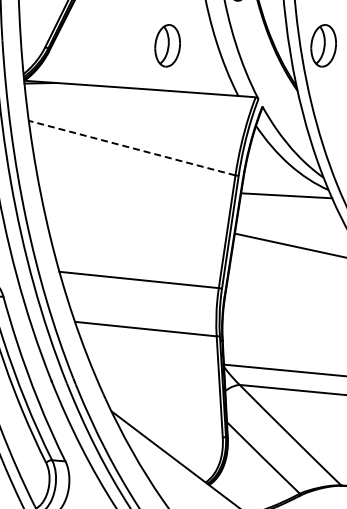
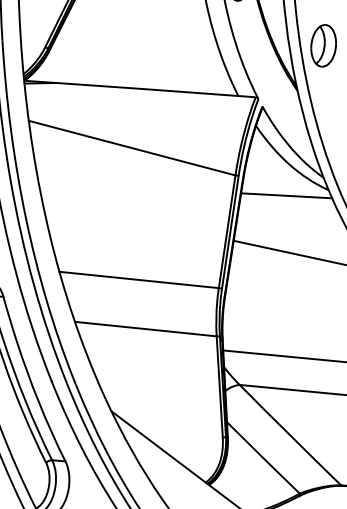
part: present -> none (167, 45)
line: dashed -> solid (132, 148)
line position: (289, 245) -> (288, 252) (288, 252)
line position: (282, 370) -> (283, 355) (283, 355)
